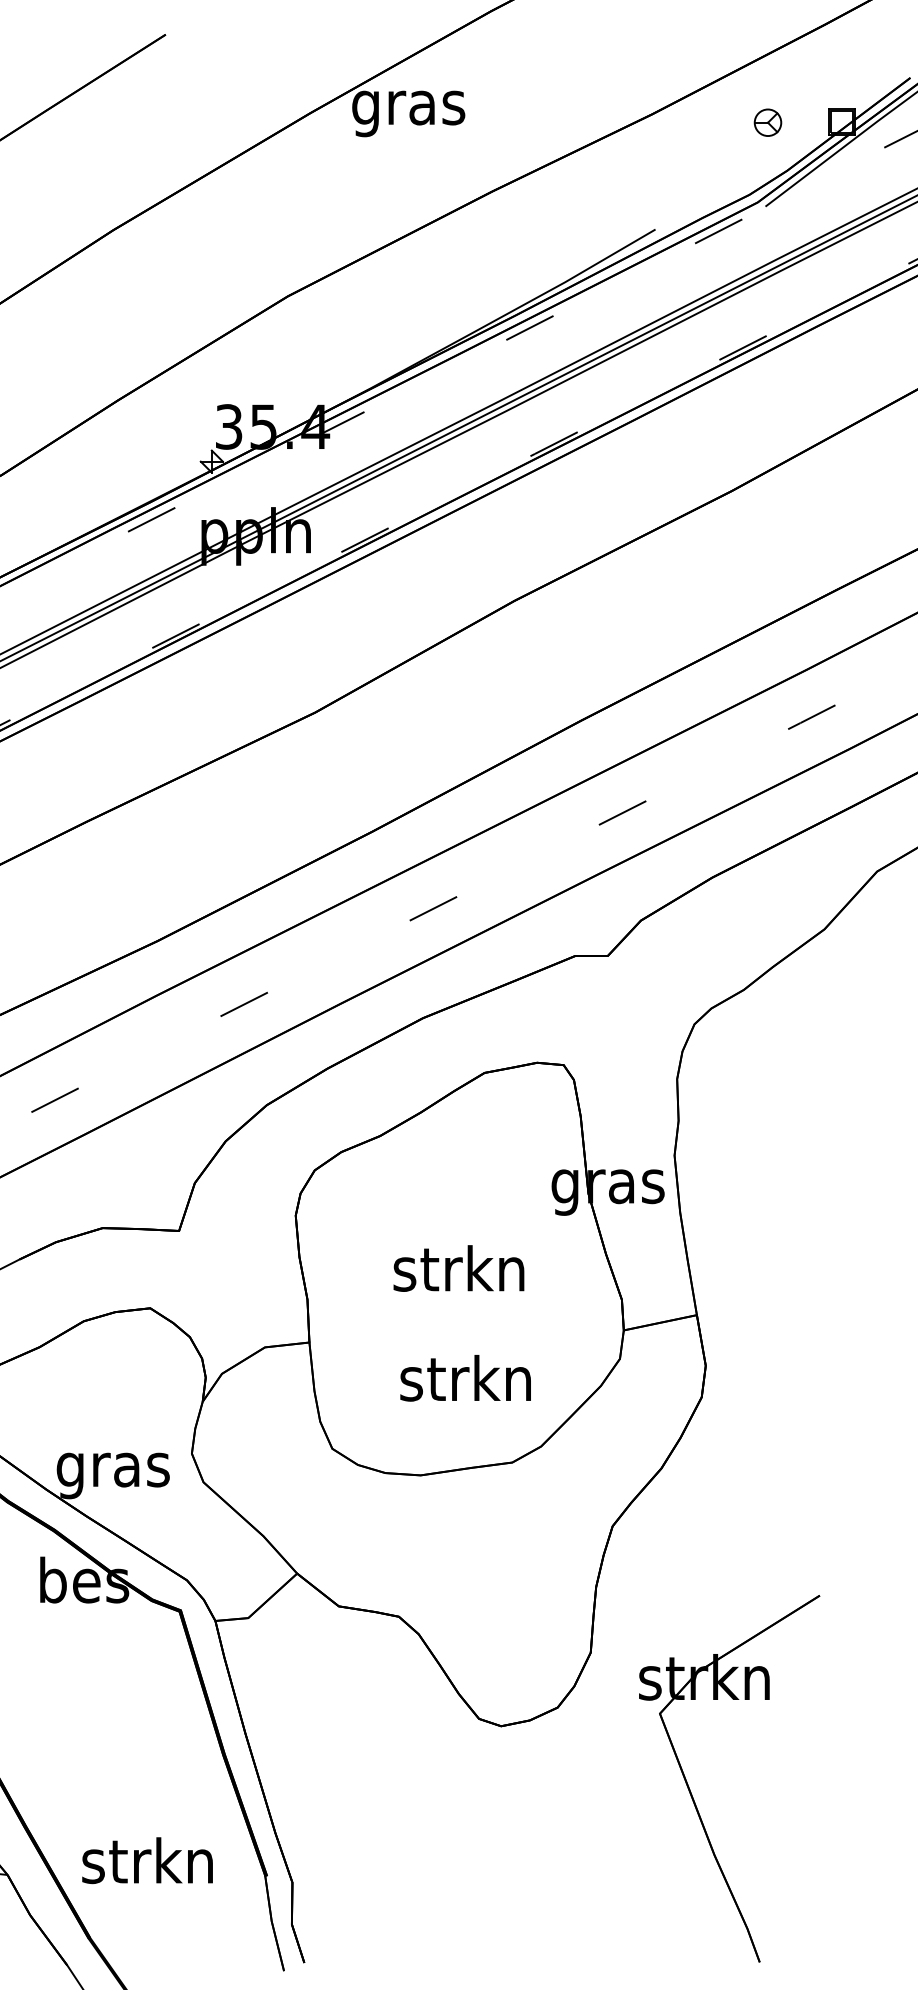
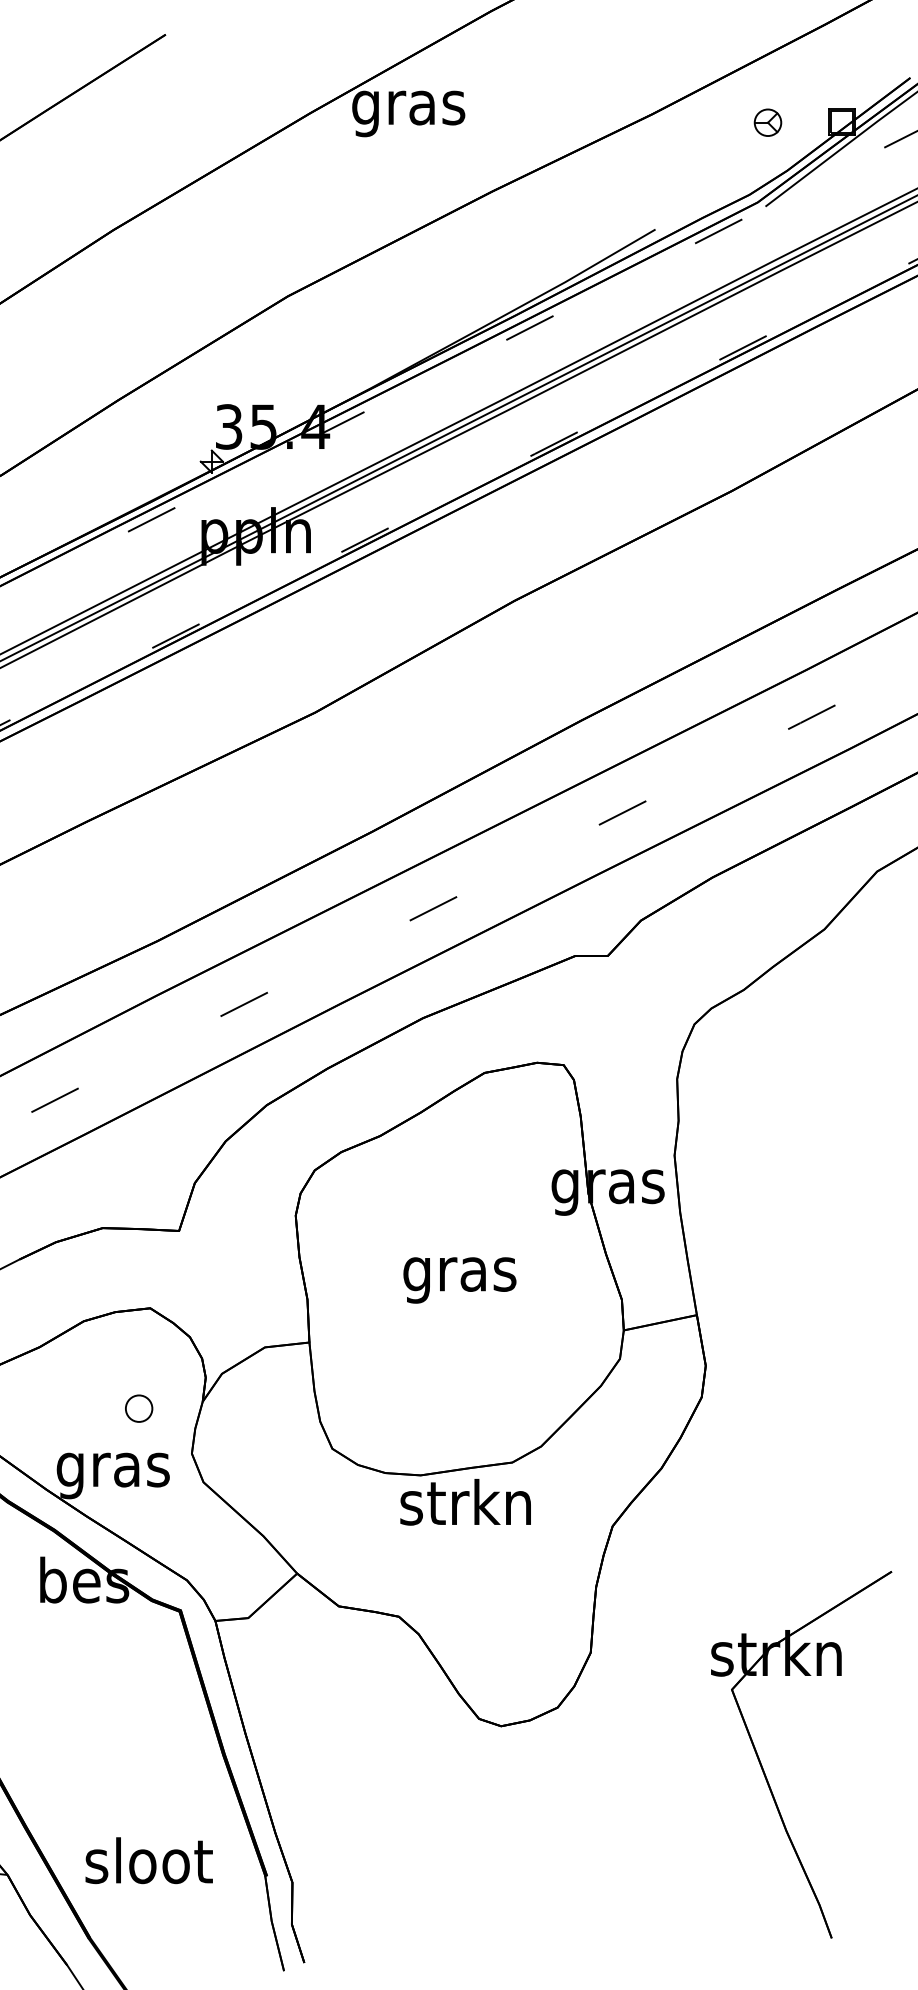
text: strkn -> gras (458, 1274)
text position: (465, 1378) -> (465, 1502) (465, 1502)
part: none -> present (139, 1408)
part position: (692, 1794) -> (764, 1770) (764, 1770)
text: strkn -> sloot (147, 1860)
